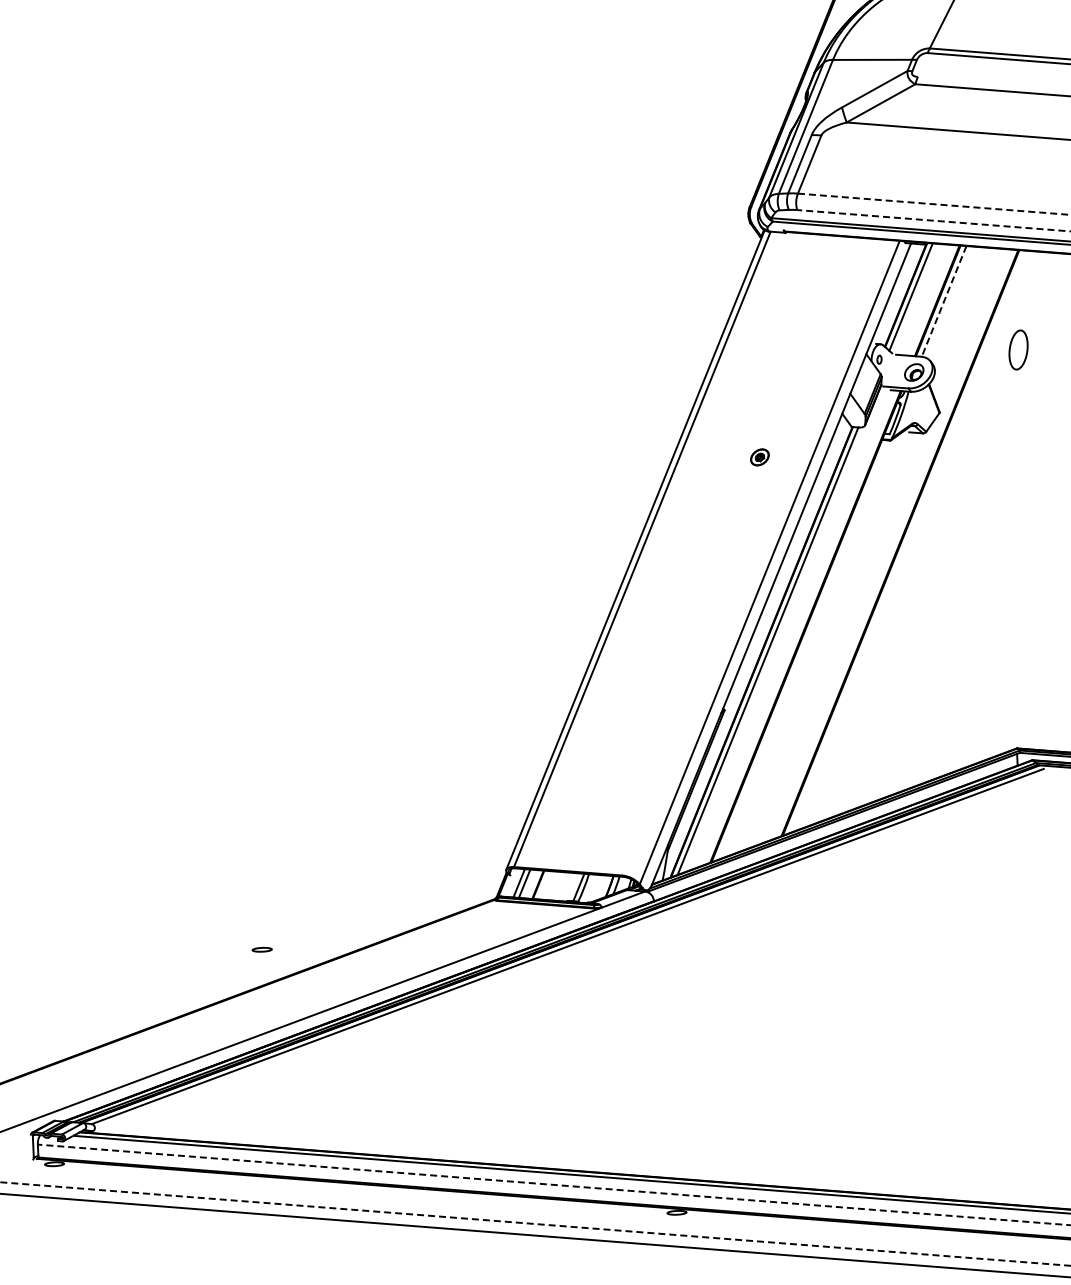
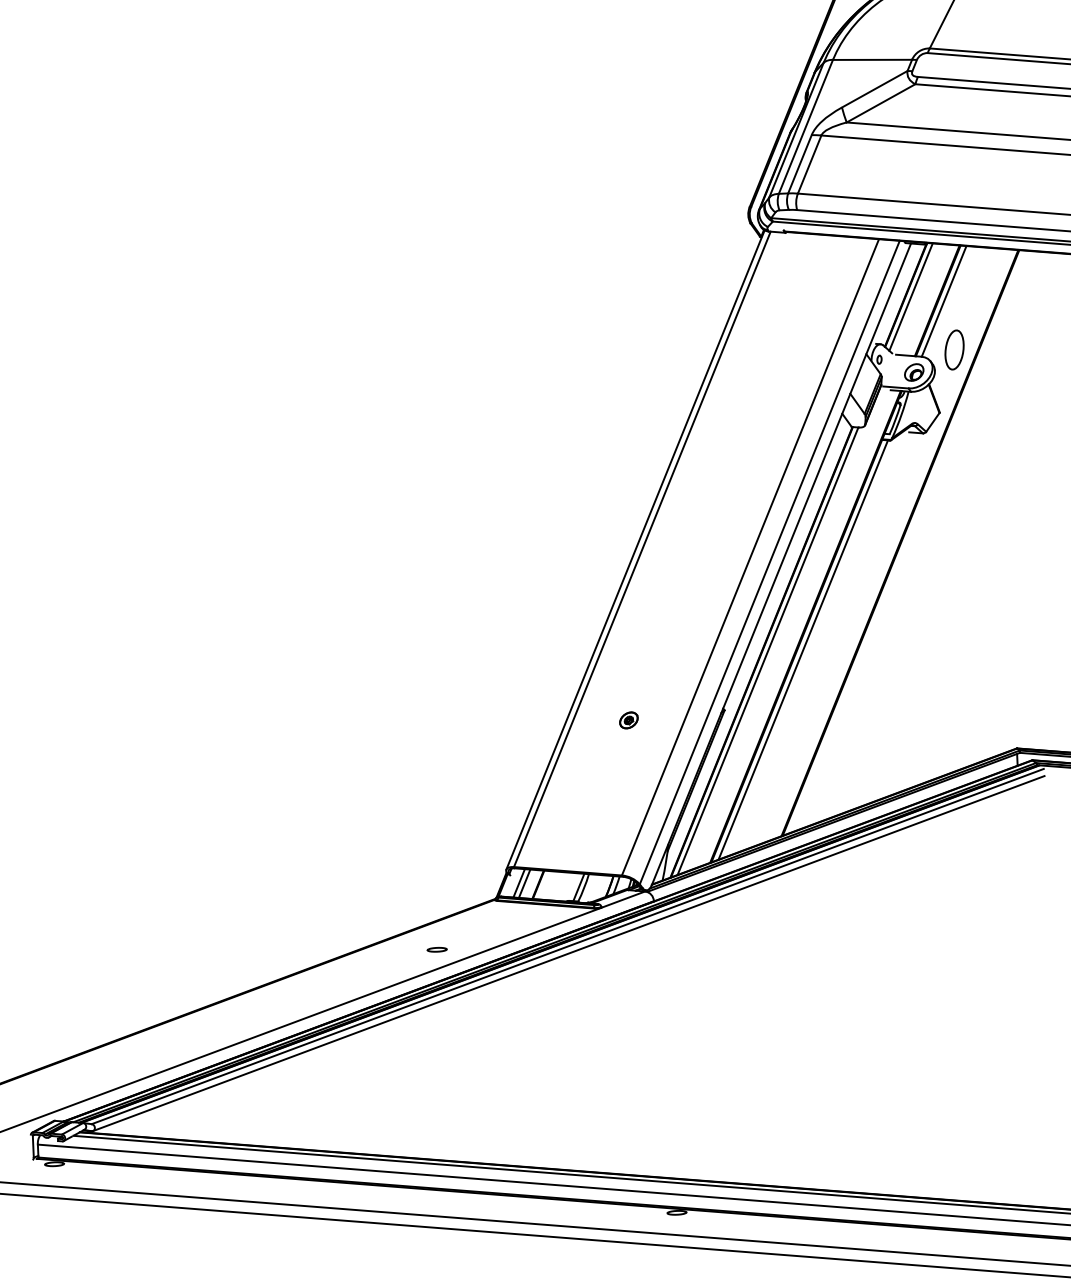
line: none -> present (992, 82)
line: none -> present (944, 144)
line: dashed -> solid (934, 204)
line: dashed -> solid (933, 220)
line: dashed -> solid (944, 301)
part position: (1018, 349) -> (954, 349) (954, 349)
part position: (759, 457) -> (628, 720) (628, 720)
line: none -> present (750, 557)
line: none -> present (803, 649)
part position: (261, 949) -> (436, 949) (436, 949)
line: none -> present (568, 953)
line: dashed -> solid (554, 1184)
line: dashed -> solid (535, 1224)
